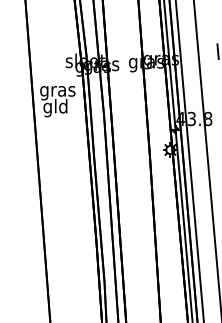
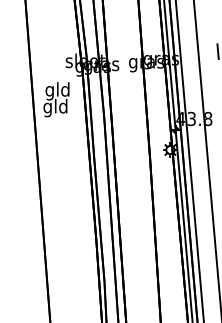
text: gras -> gld (57, 91)
